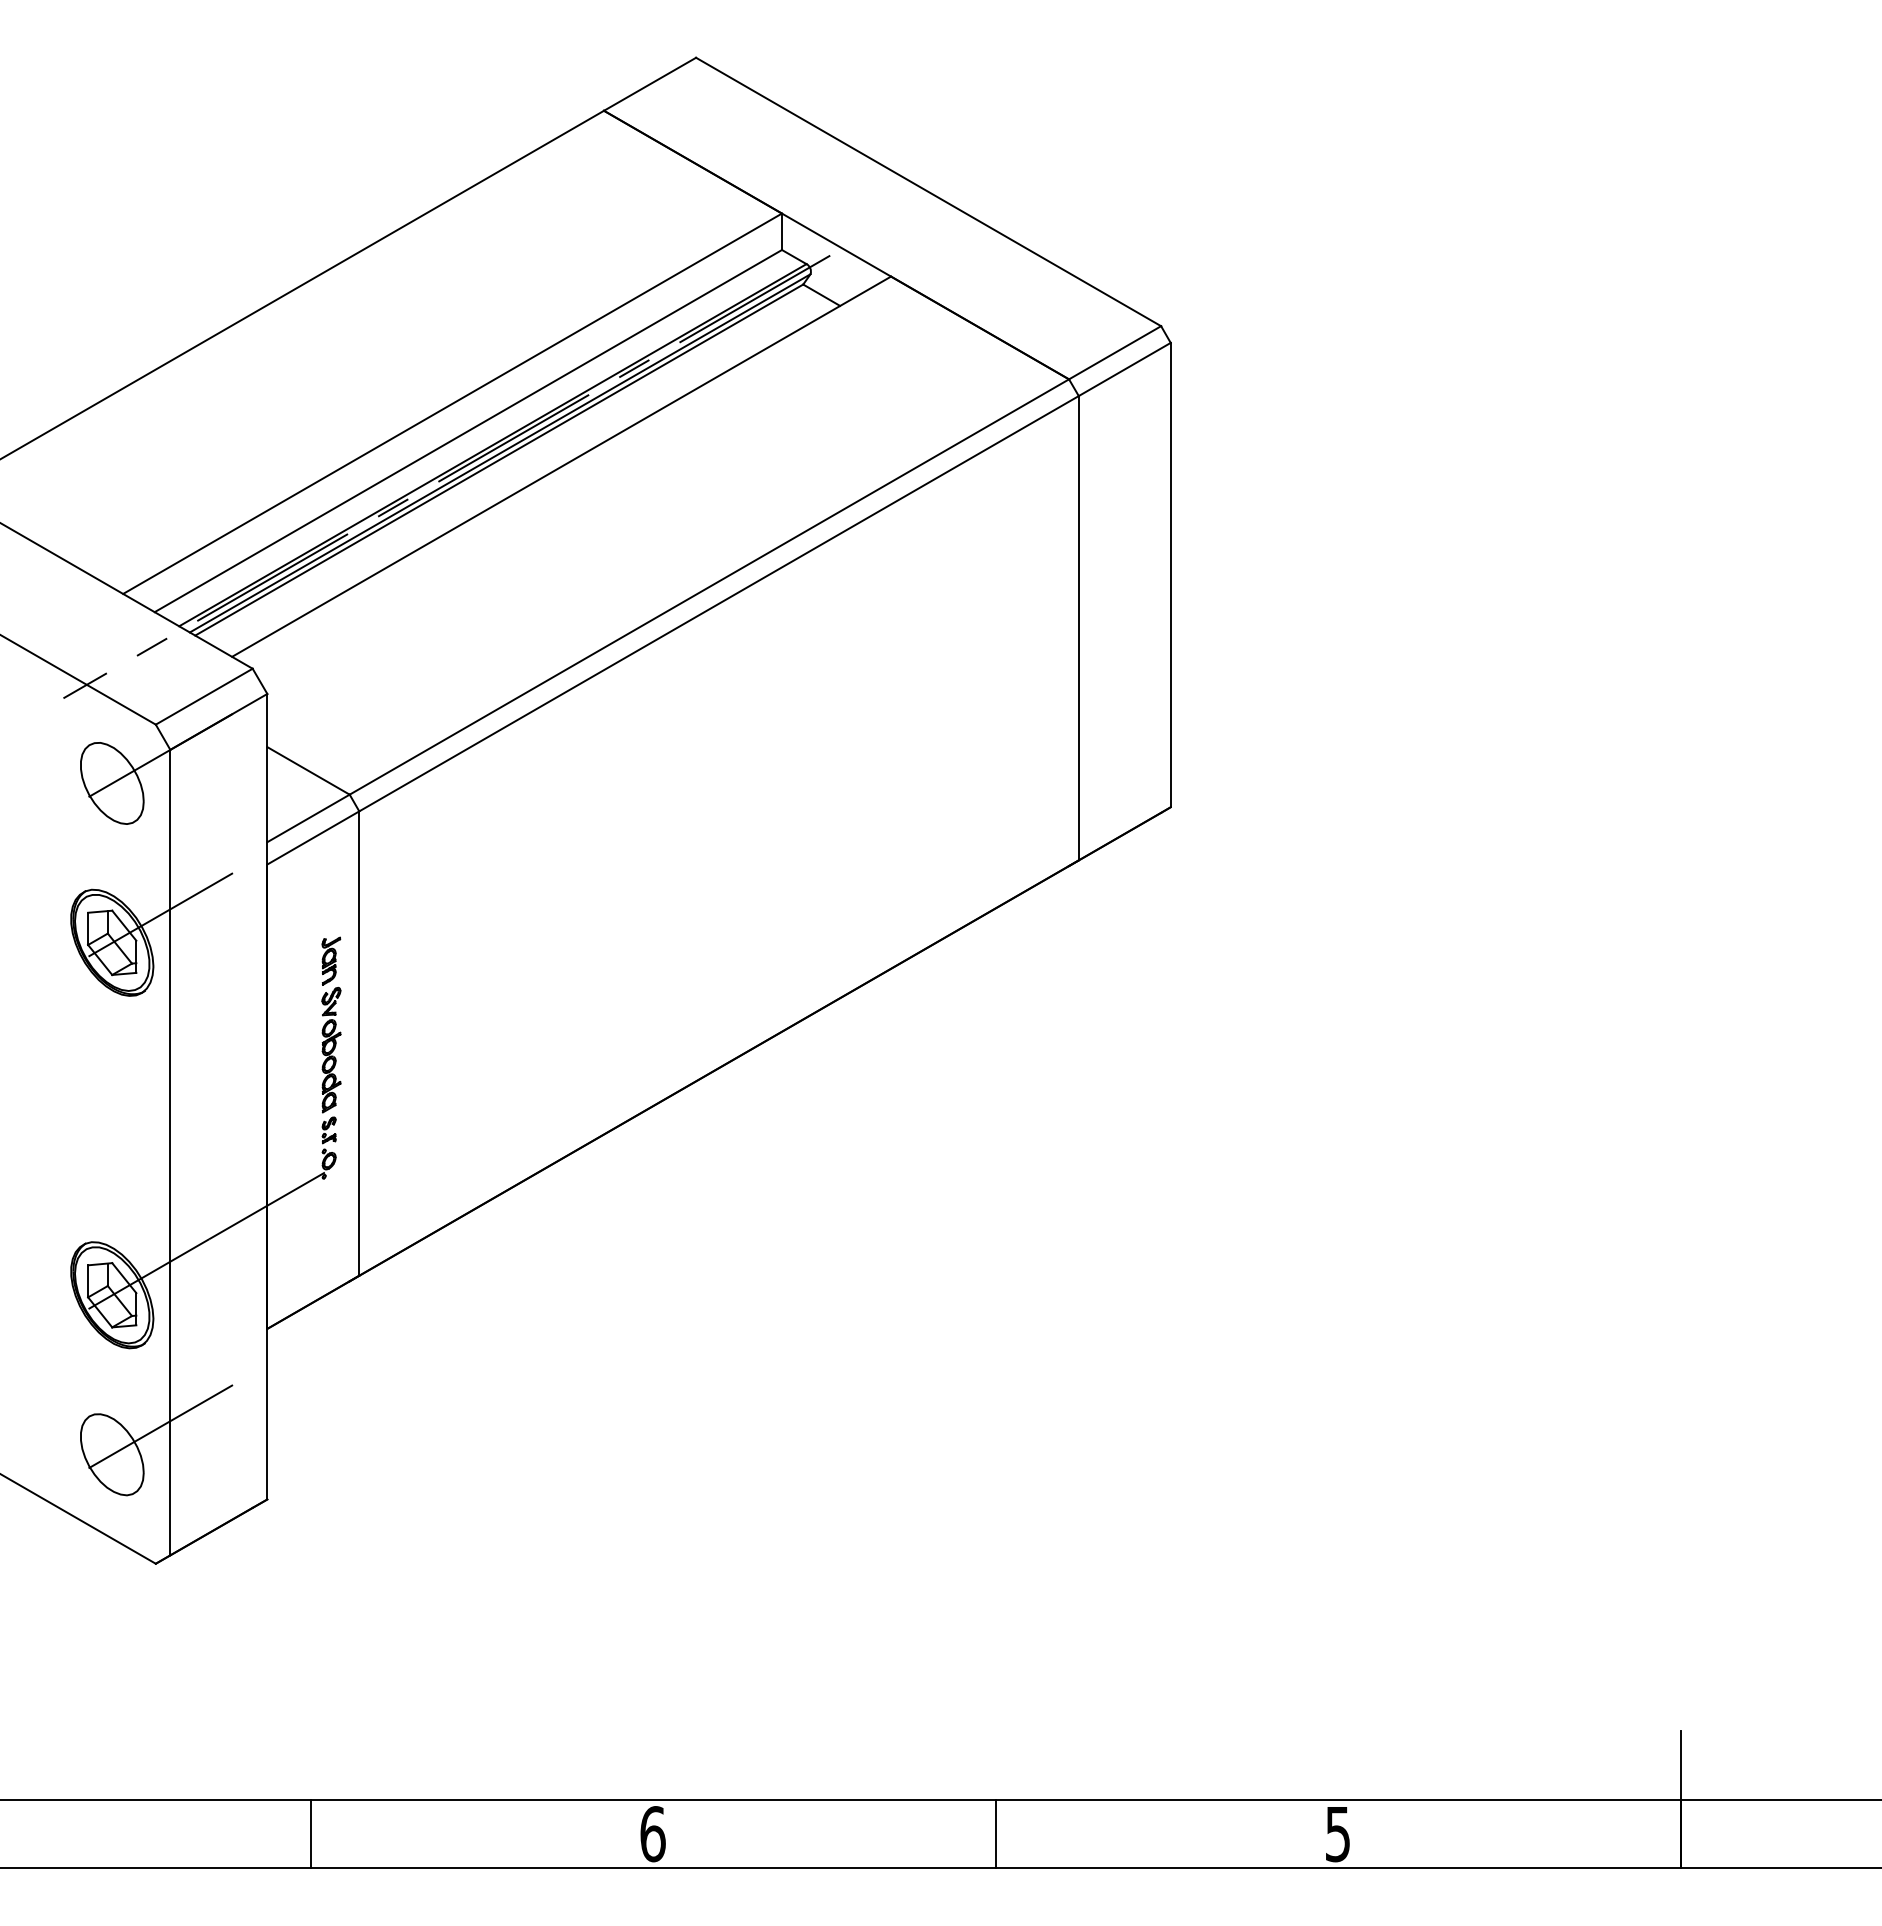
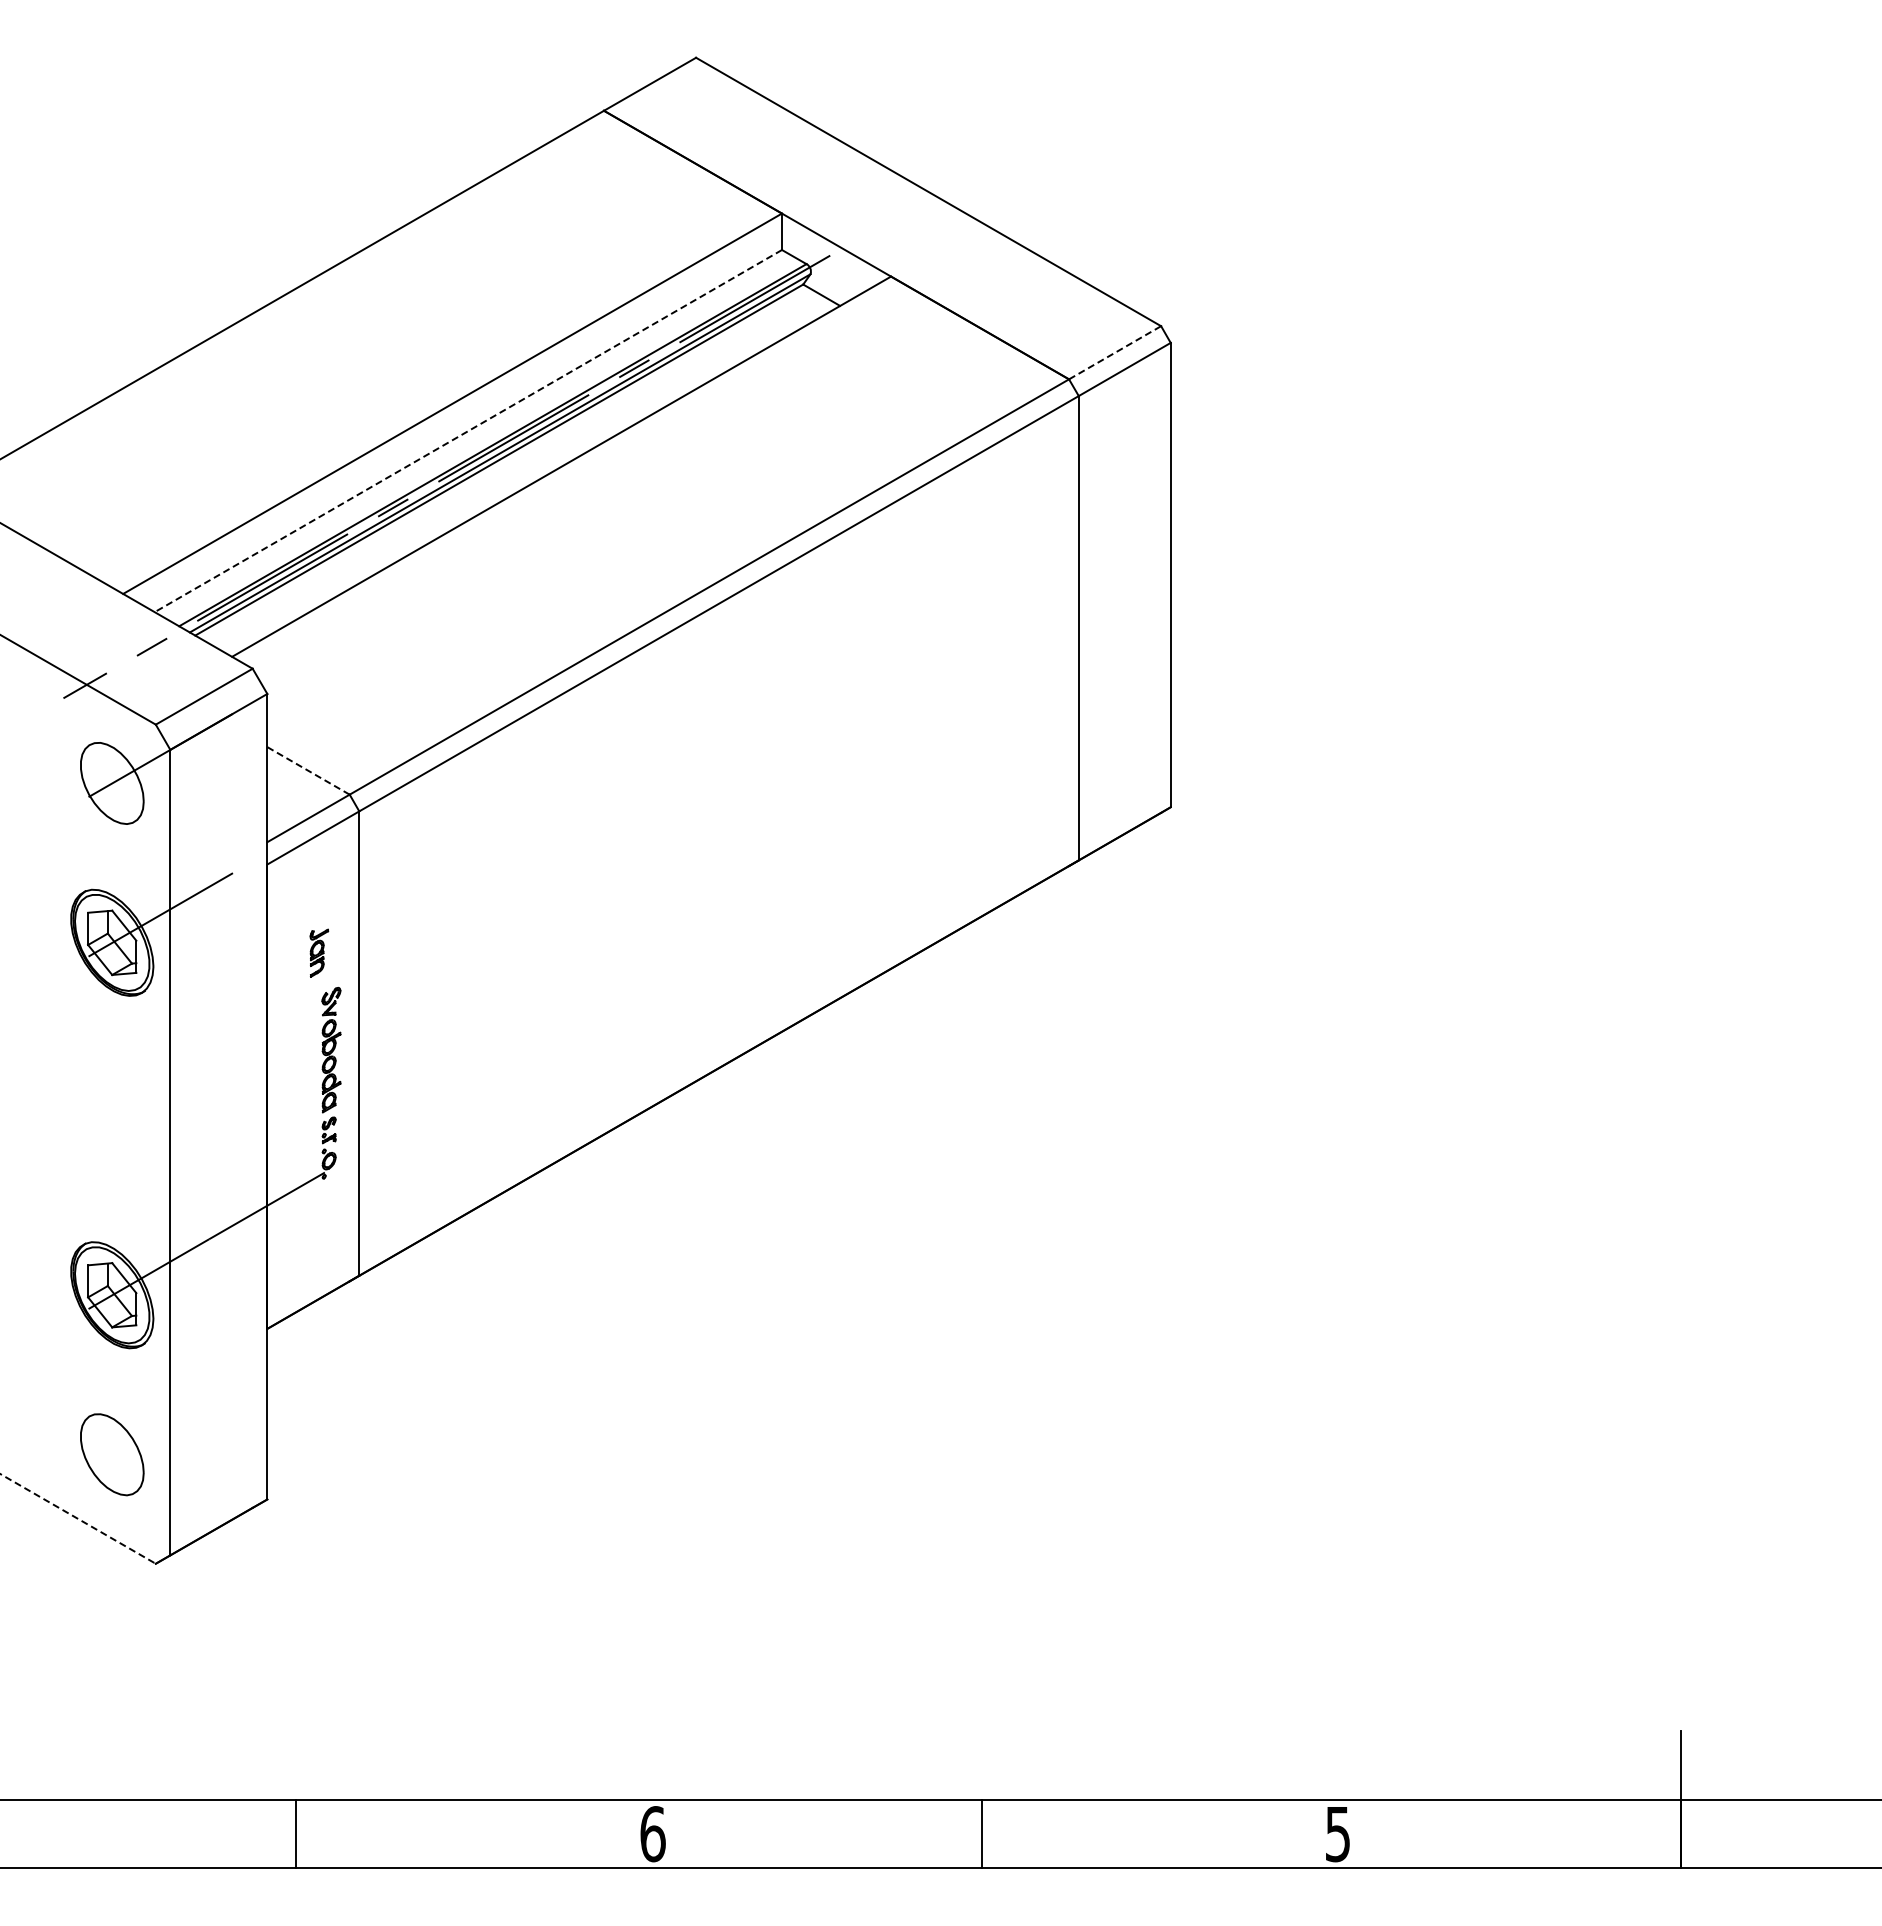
line: solid -> dashed (1115, 352)
line: solid -> dashed (467, 431)
line: solid -> dashed (308, 770)
part position: (331, 960) -> (319, 952) (319, 952)
line: present -> none (160, 1426)
line: solid -> dashed (77, 1518)
line position: (311, 1833) -> (296, 1833) (296, 1833)
line position: (996, 1833) -> (982, 1833) (982, 1833)
